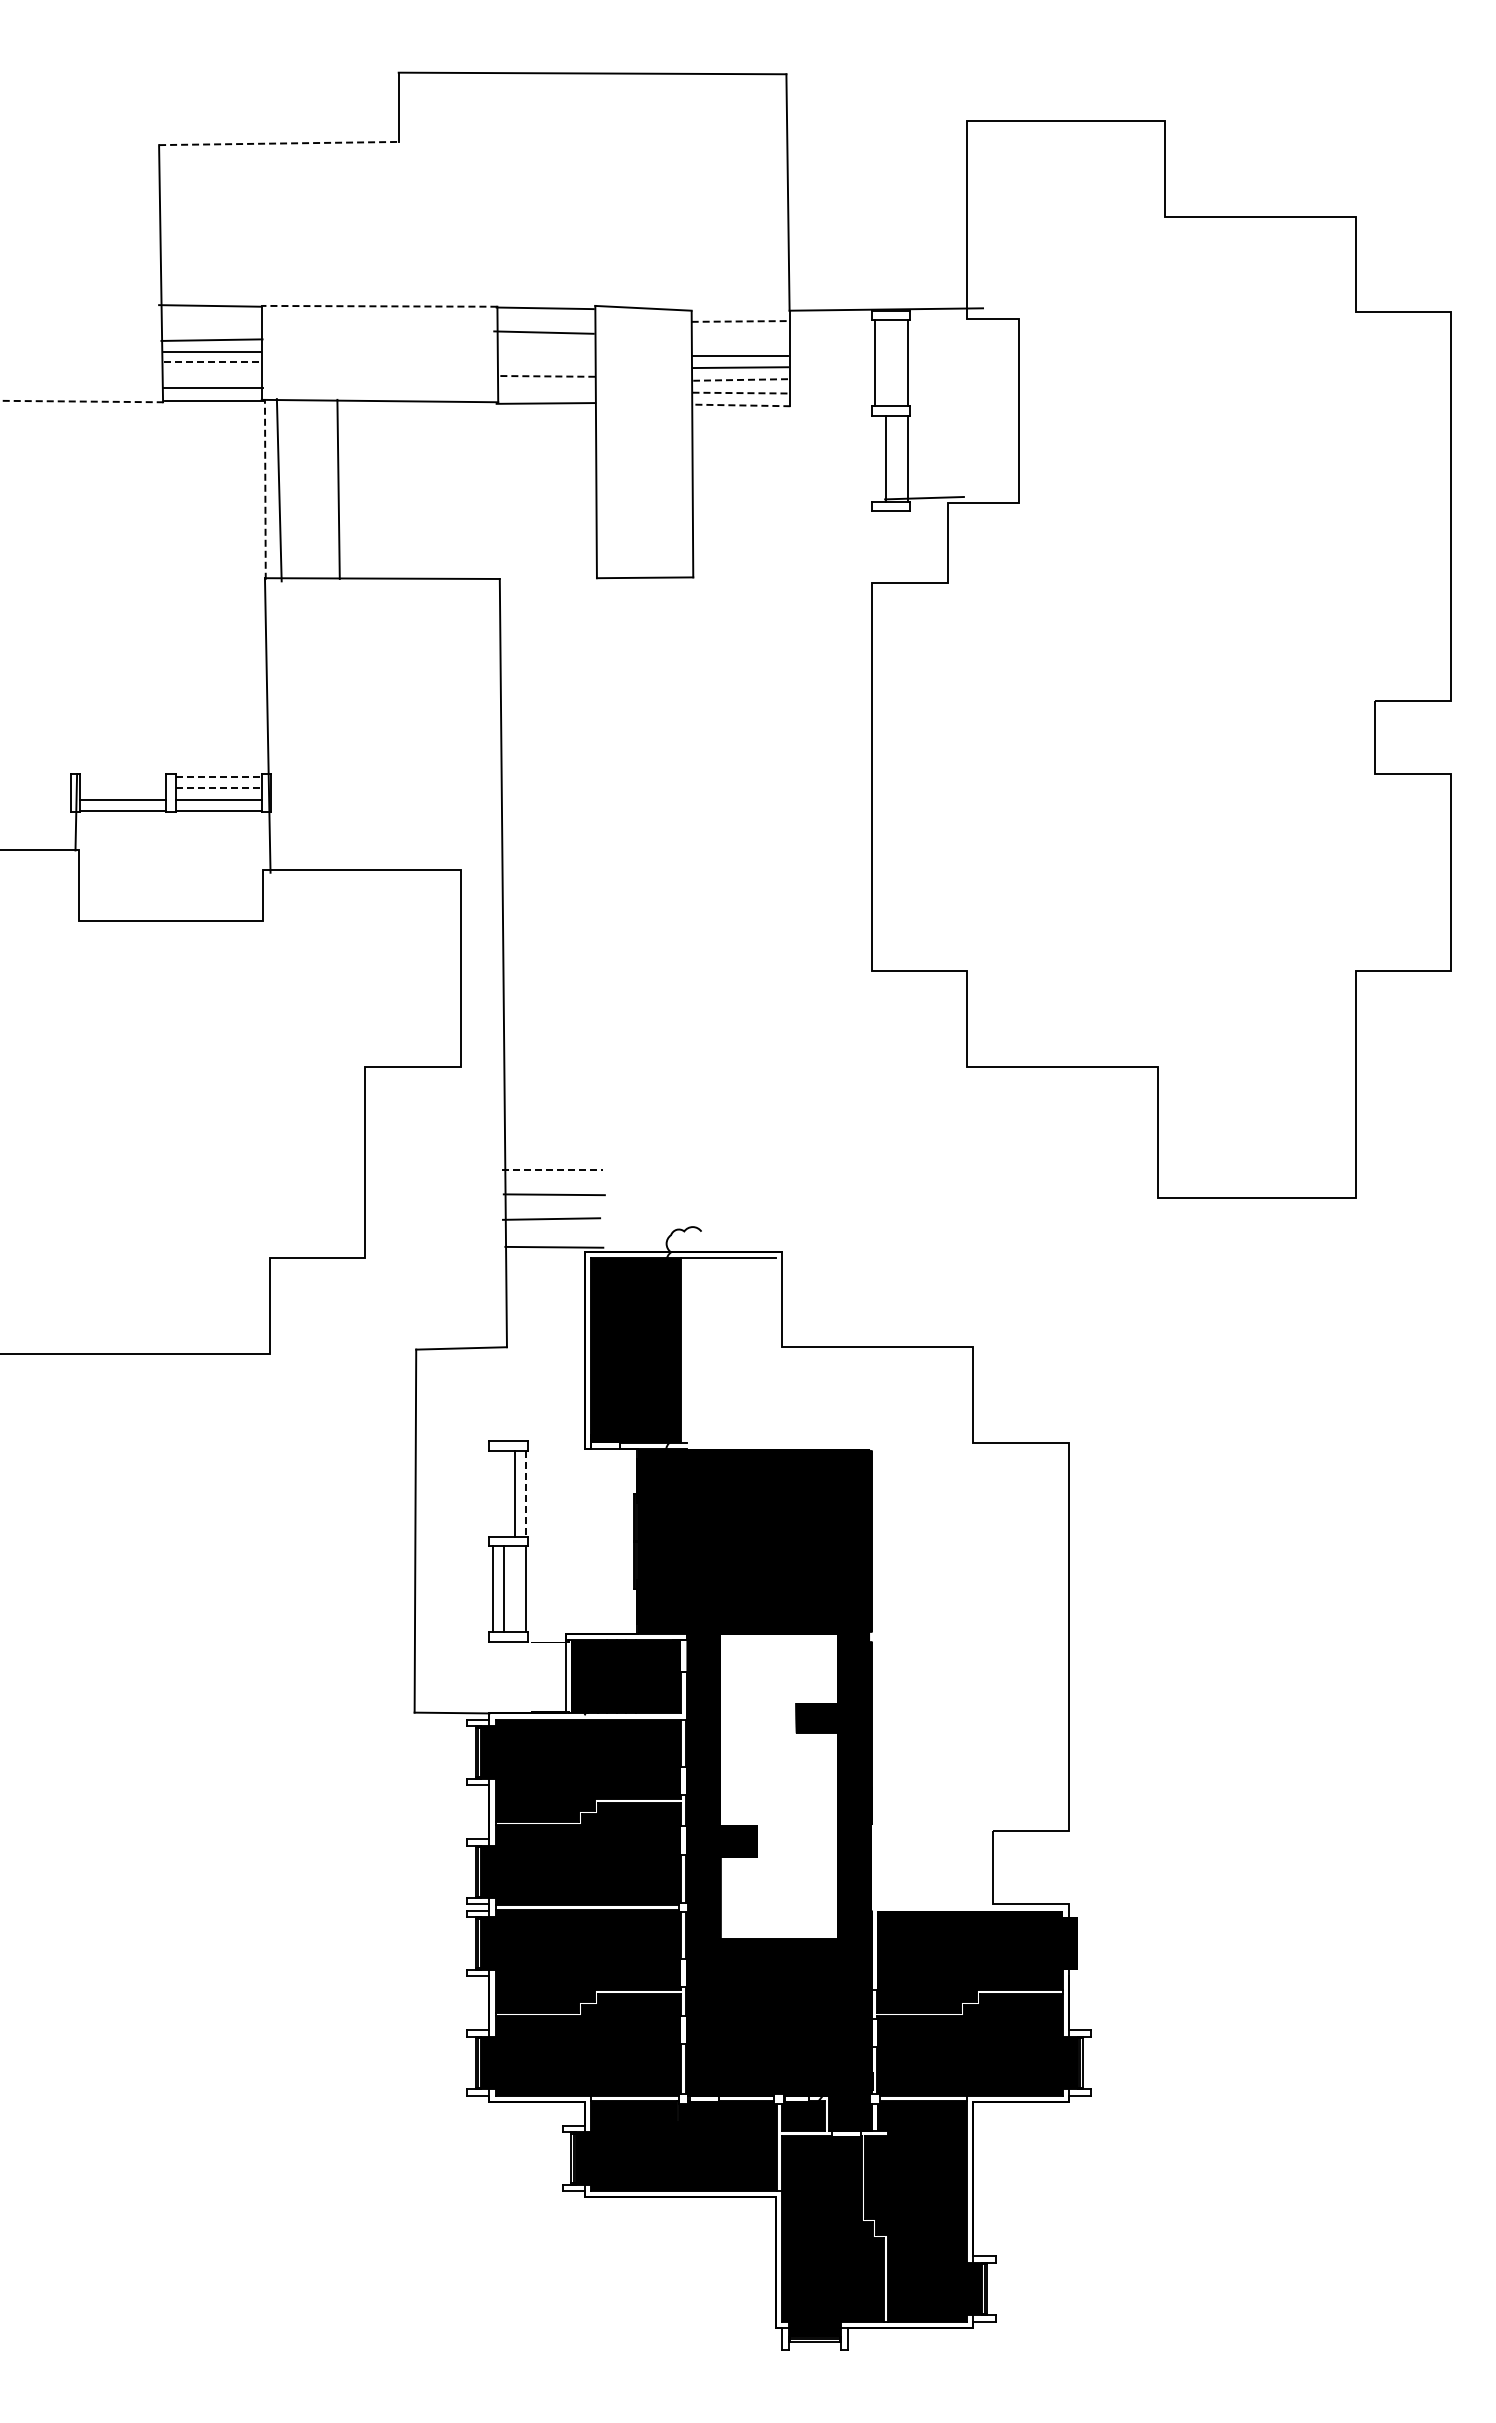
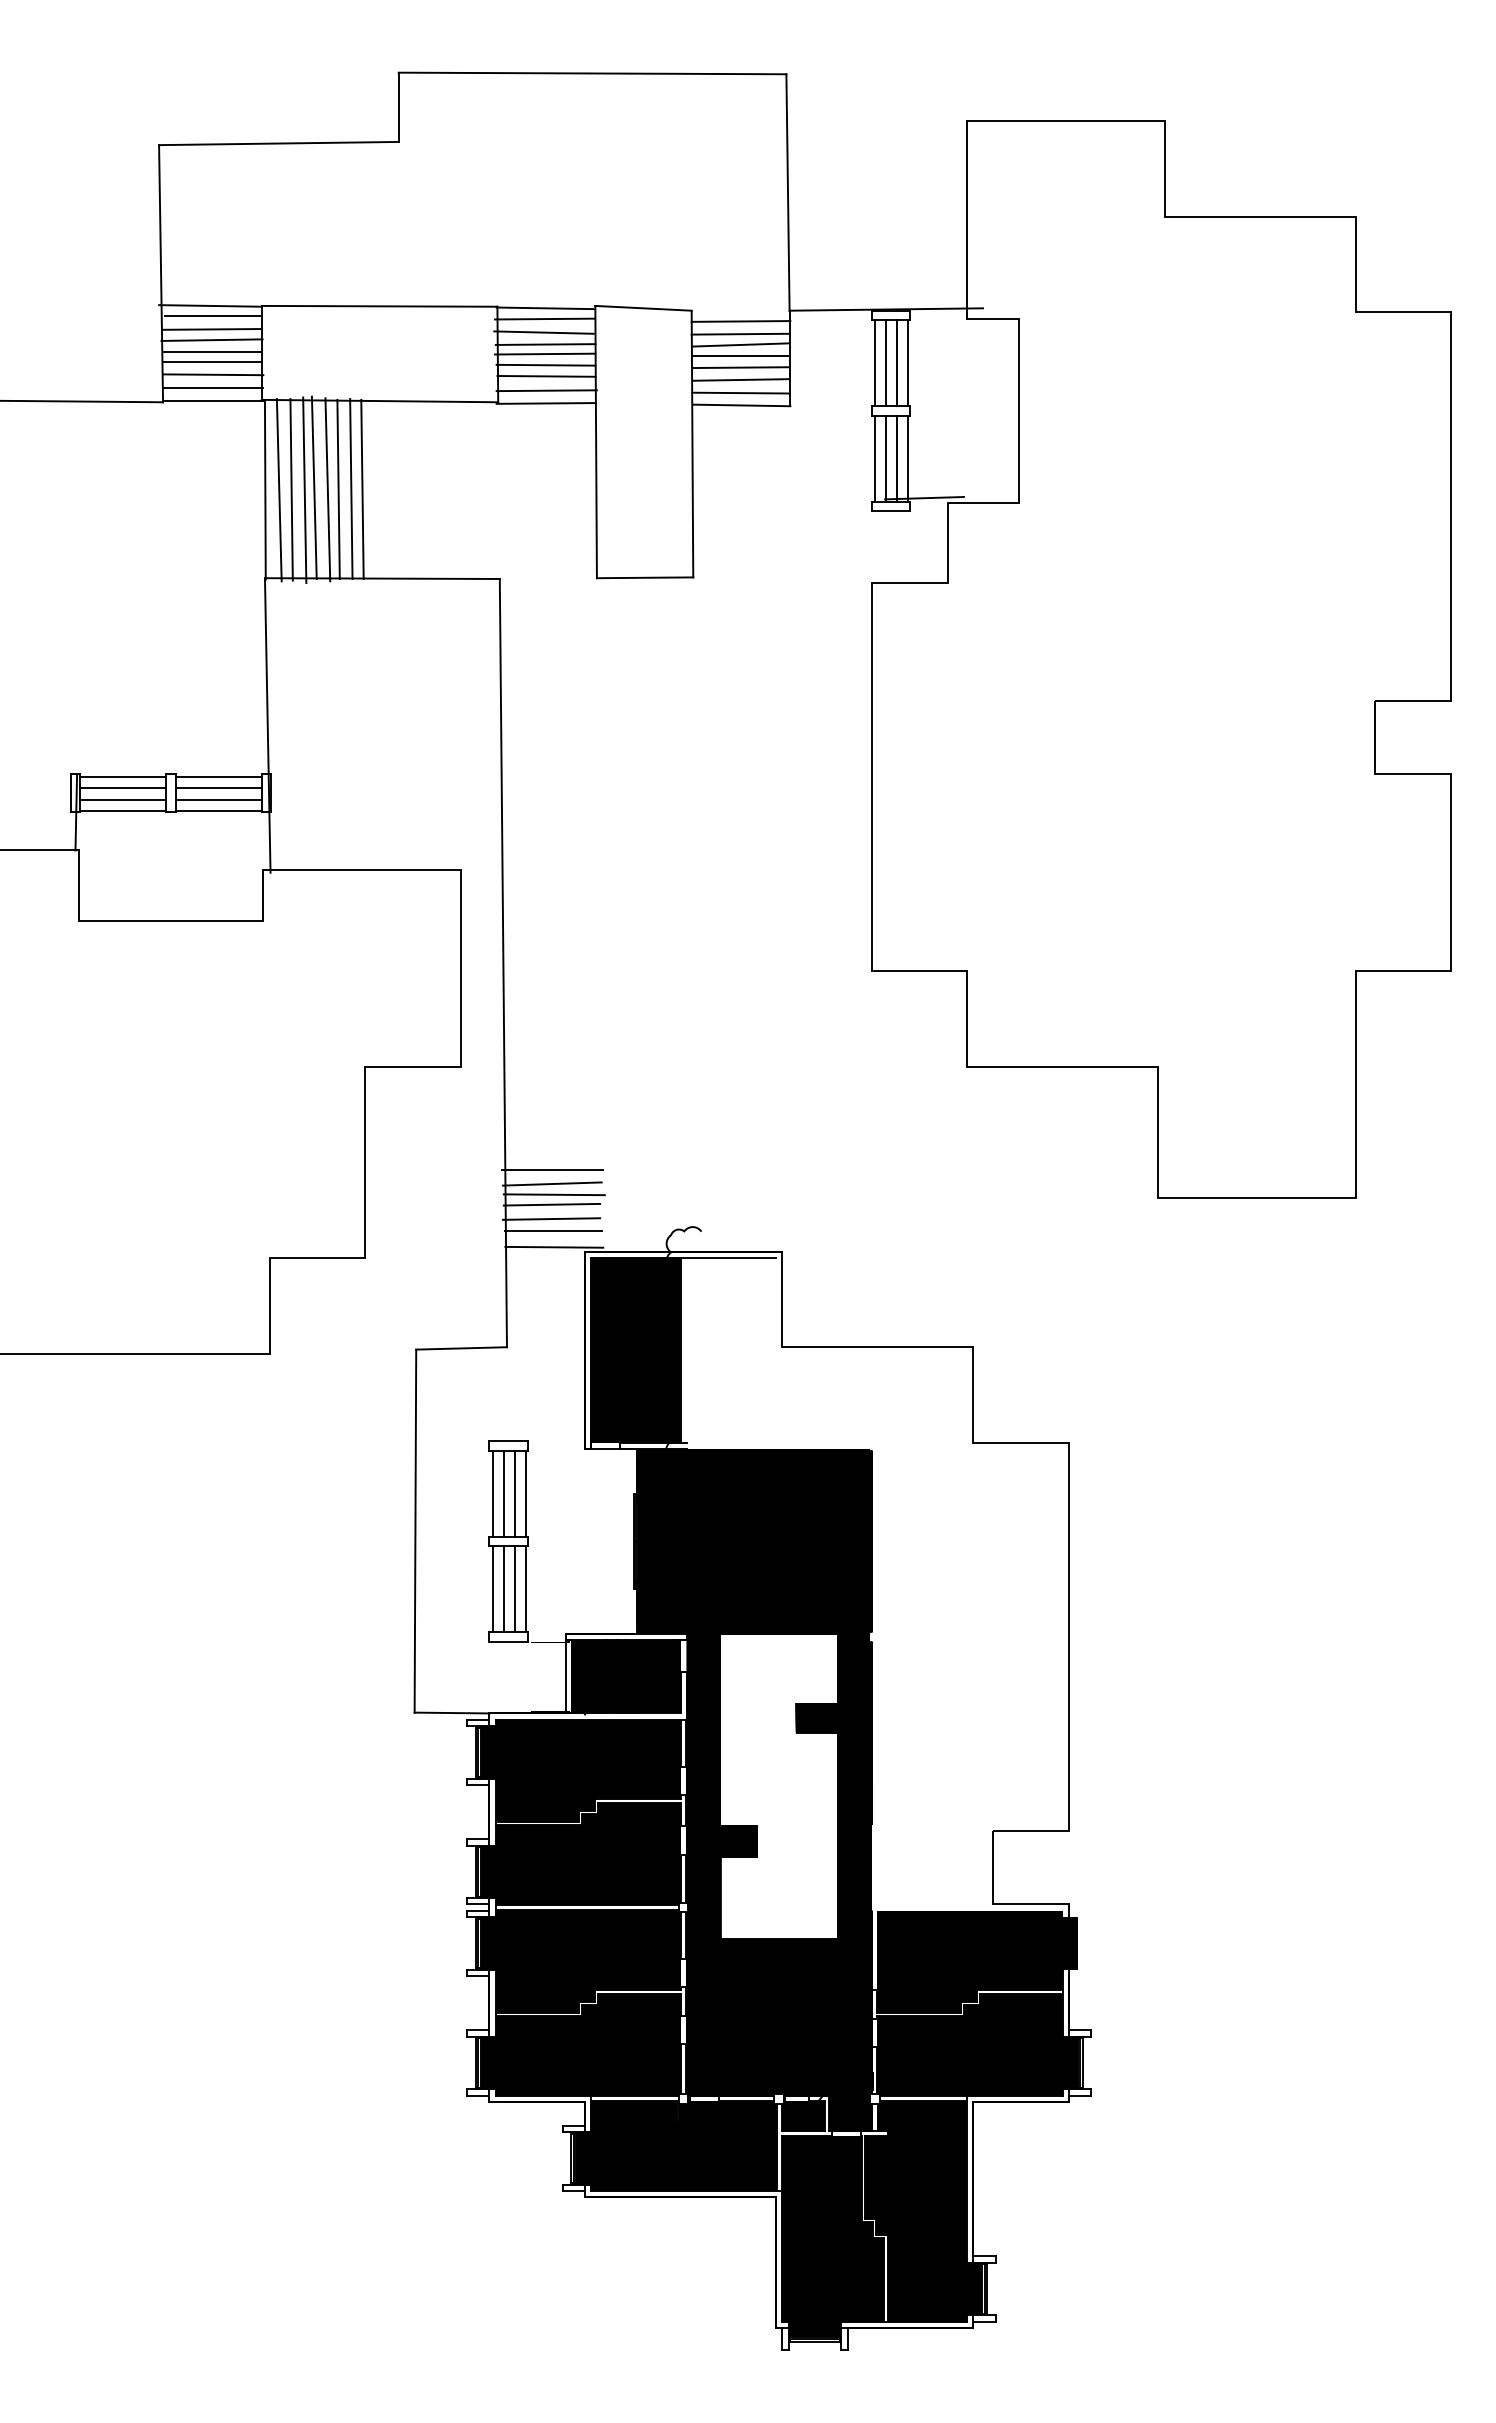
line: dashed -> solid (278, 143)
line: dashed -> solid (379, 306)
line: none -> present (212, 316)
line: none -> present (544, 318)
line: dashed -> solid (741, 321)
line: none -> present (211, 329)
line: none -> present (740, 333)
line: none -> present (545, 344)
line: none -> present (741, 344)
line: none -> present (545, 353)
line: dashed -> solid (212, 362)
line: none -> present (885, 363)
line: none -> present (897, 363)
line: none -> present (545, 364)
line: none -> present (213, 374)
line: dashed -> solid (546, 376)
line: dashed -> solid (740, 379)
line: none -> present (546, 390)
line: dashed -> solid (741, 393)
line: dashed -> solid (82, 401)
line: dashed -> solid (741, 405)
line: none -> present (874, 458)
line: none -> present (897, 458)
line: none -> present (313, 487)
line: none -> present (291, 489)
line: none -> present (304, 489)
line: none -> present (327, 489)
line: none -> present (351, 489)
line: none -> present (362, 489)
line: dashed -> solid (265, 490)
line: none -> present (123, 777)
line: dashed -> solid (218, 777)
line: none -> present (123, 788)
line: dashed -> solid (218, 788)
line: dashed -> solid (552, 1170)
line: none -> present (552, 1183)
line: none -> present (551, 1204)
line: none -> present (552, 1231)
line: none -> present (492, 1493)
line: none -> present (503, 1493)
line: dashed -> solid (526, 1493)
line: none -> present (514, 1589)
